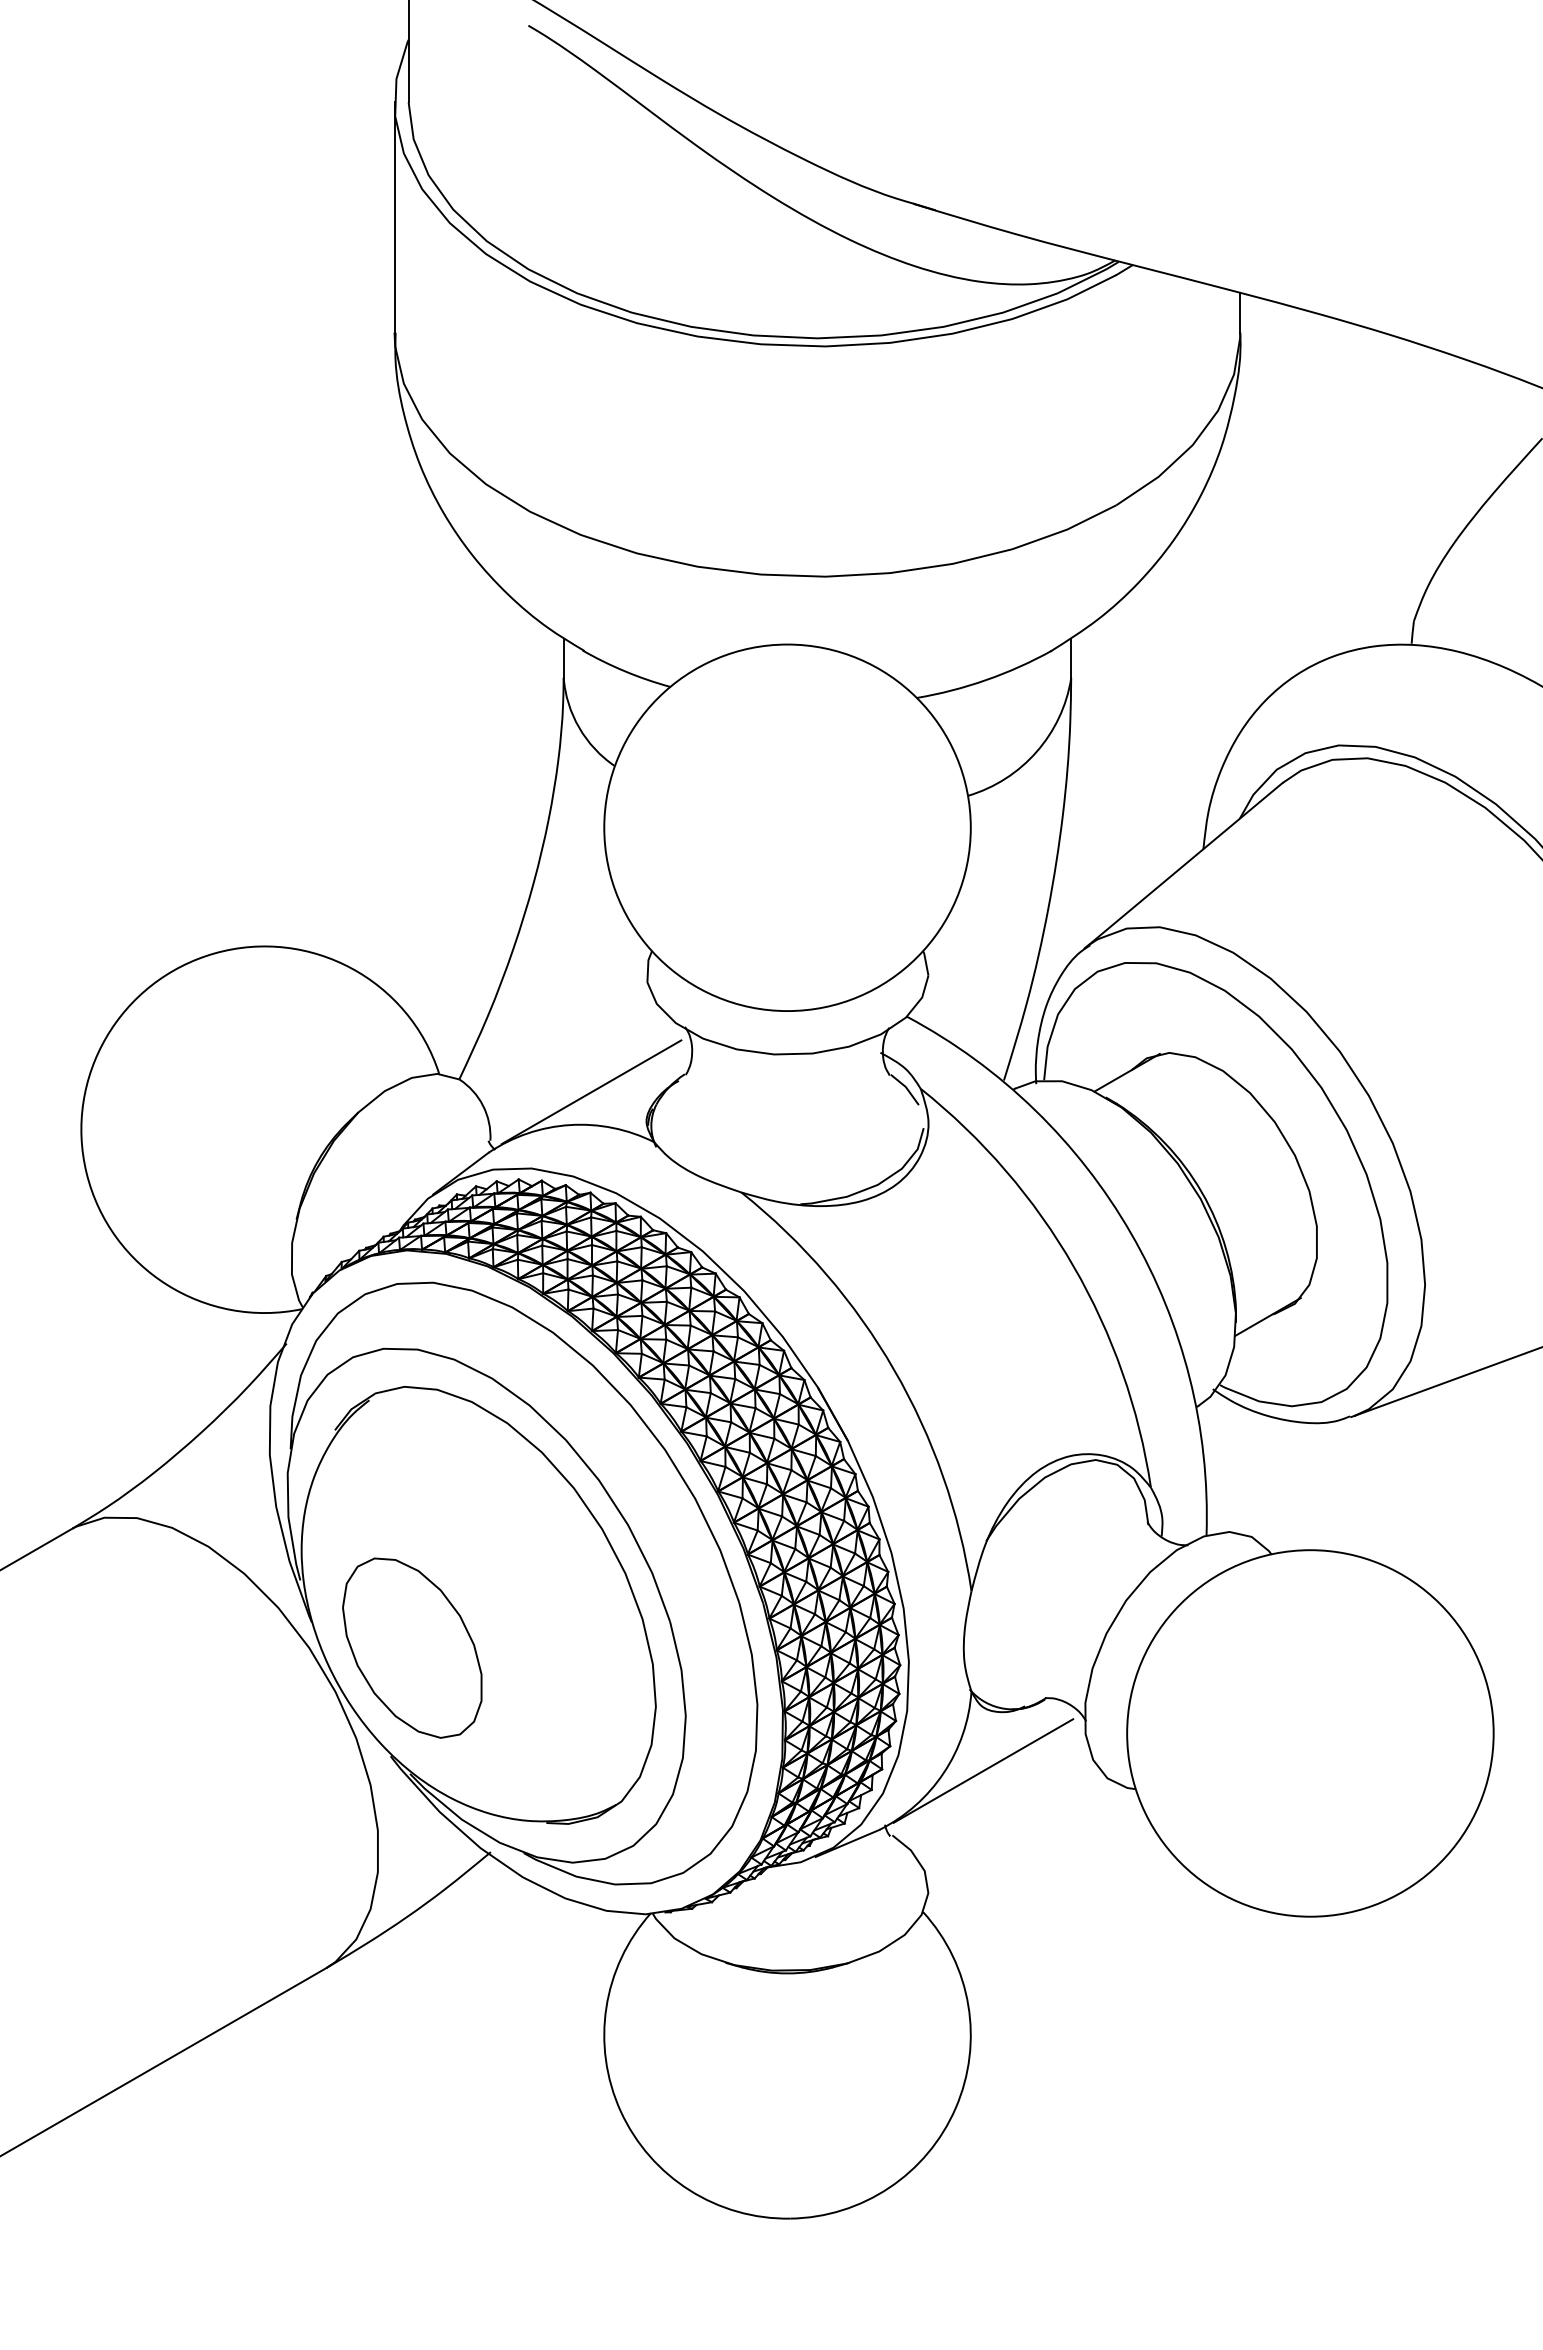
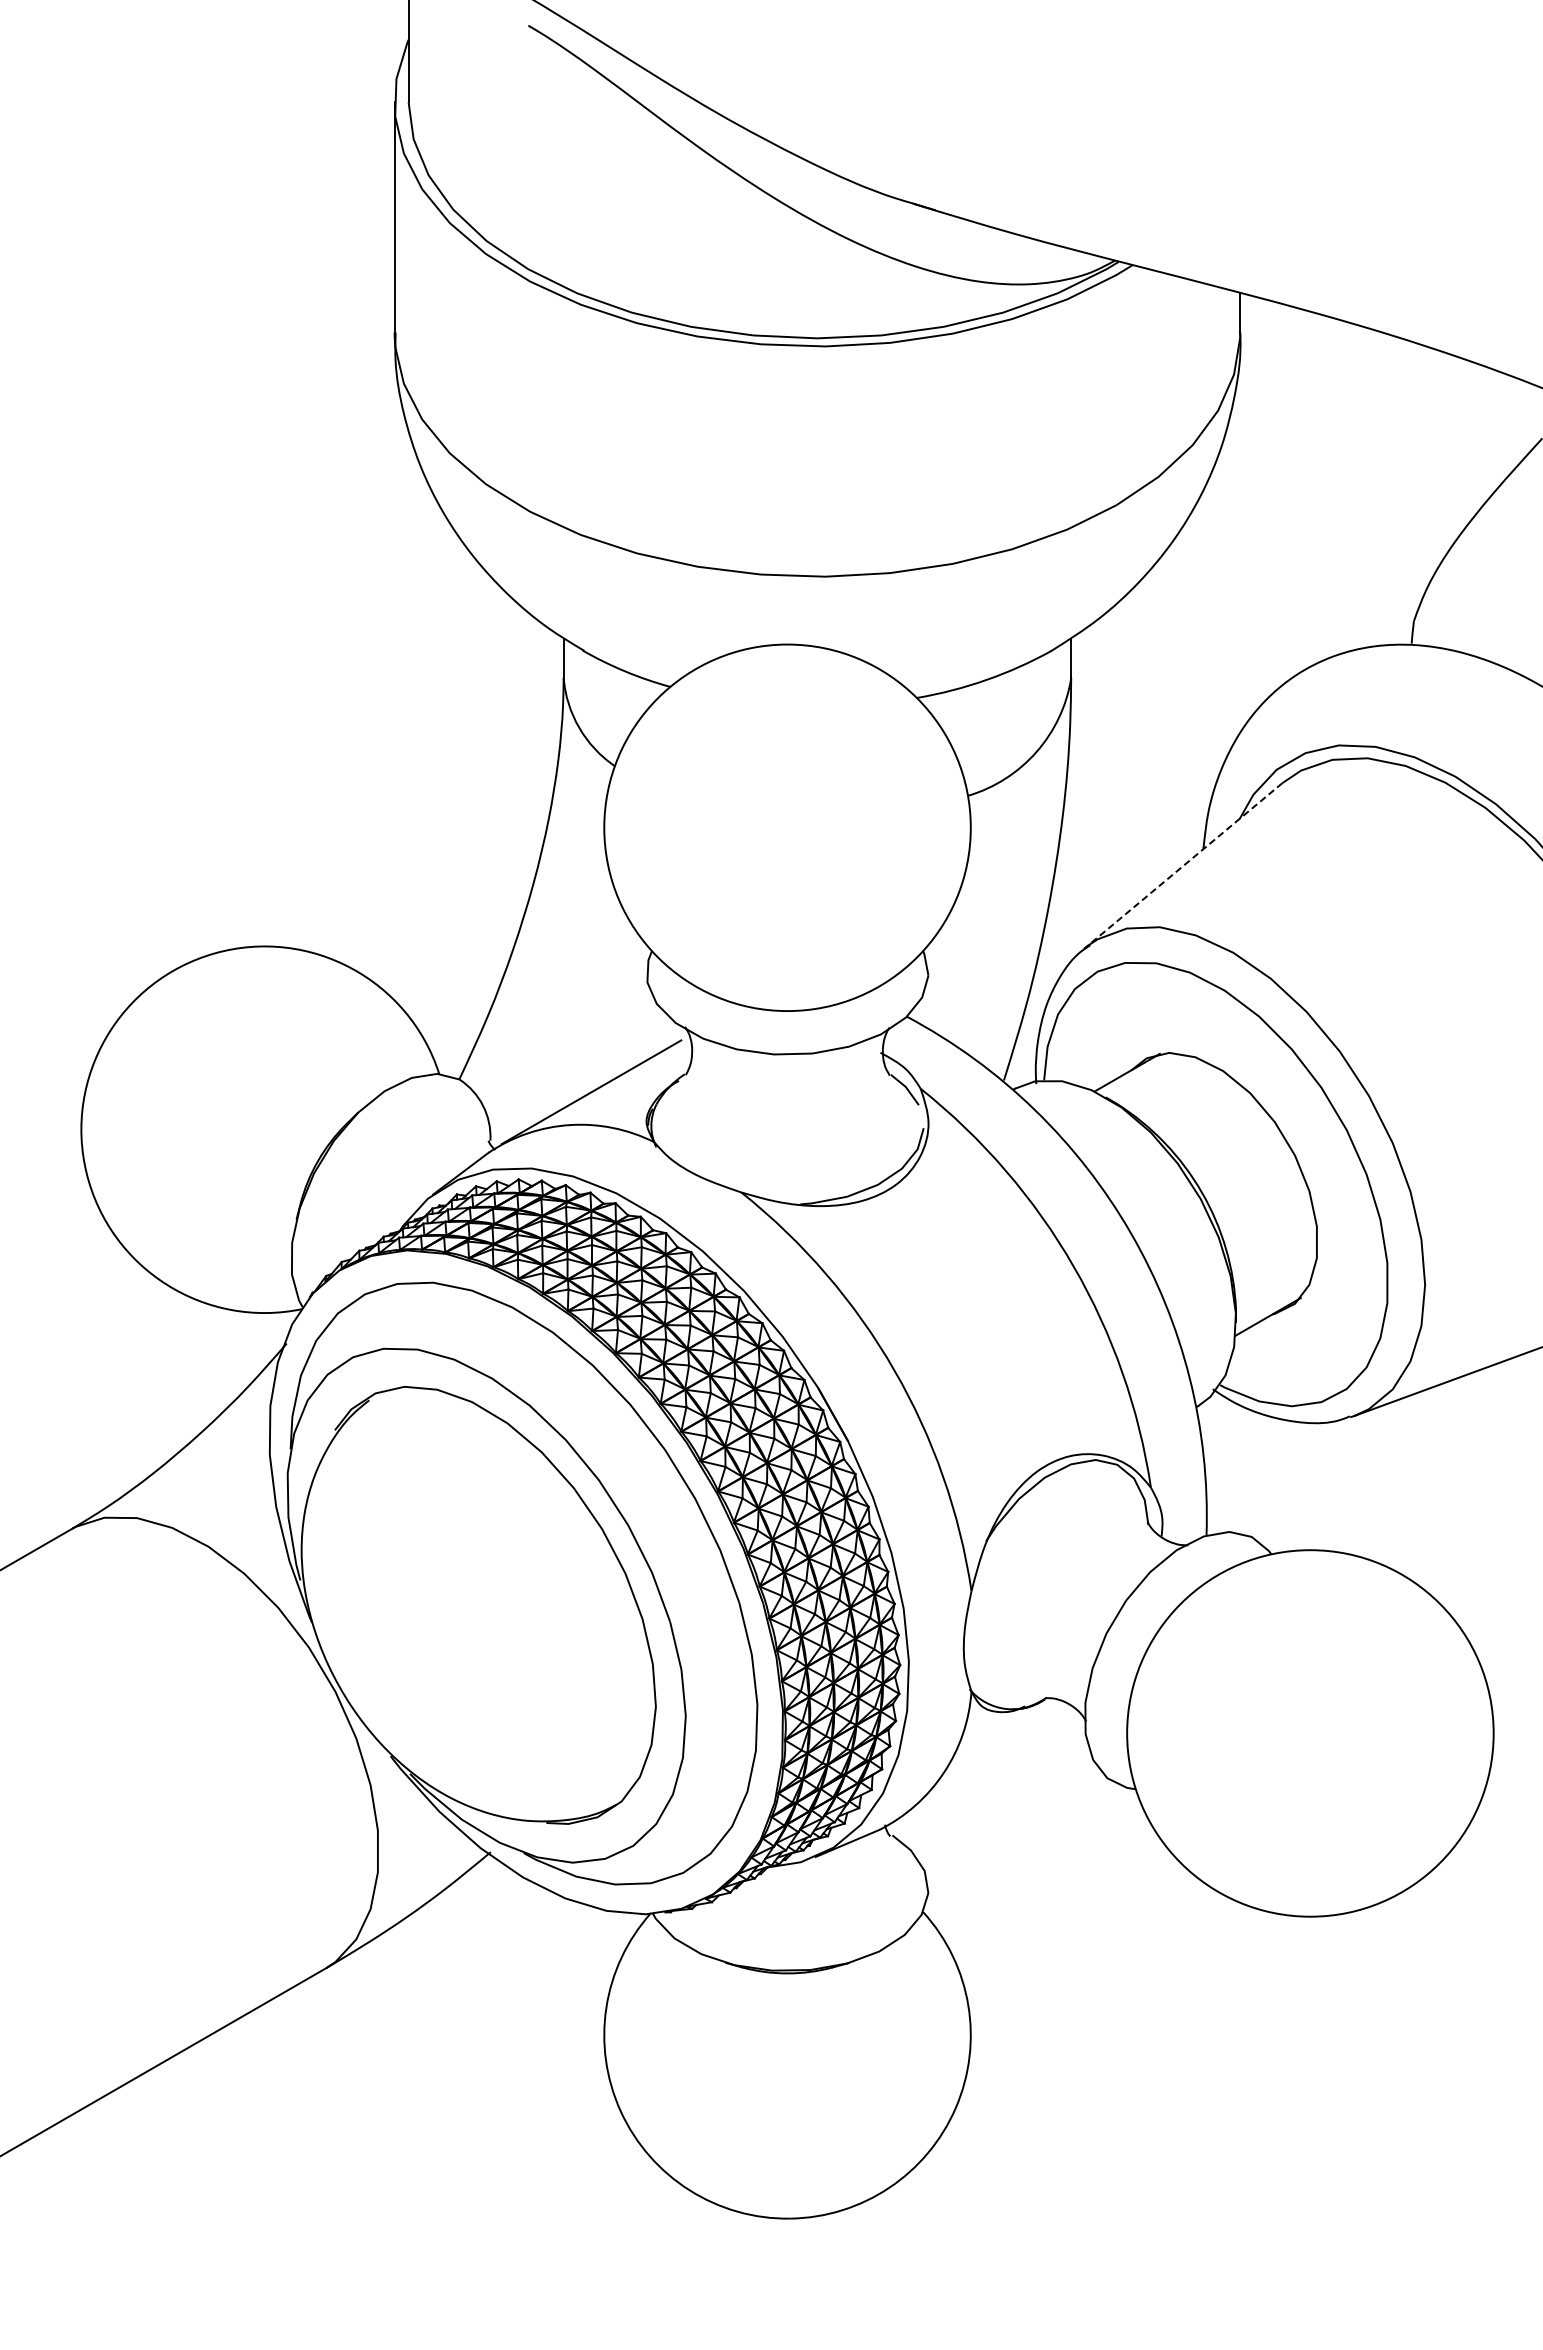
line: solid -> dashed (1183, 865)
part: present -> none (412, 1647)
line: present -> none (983, 1770)
